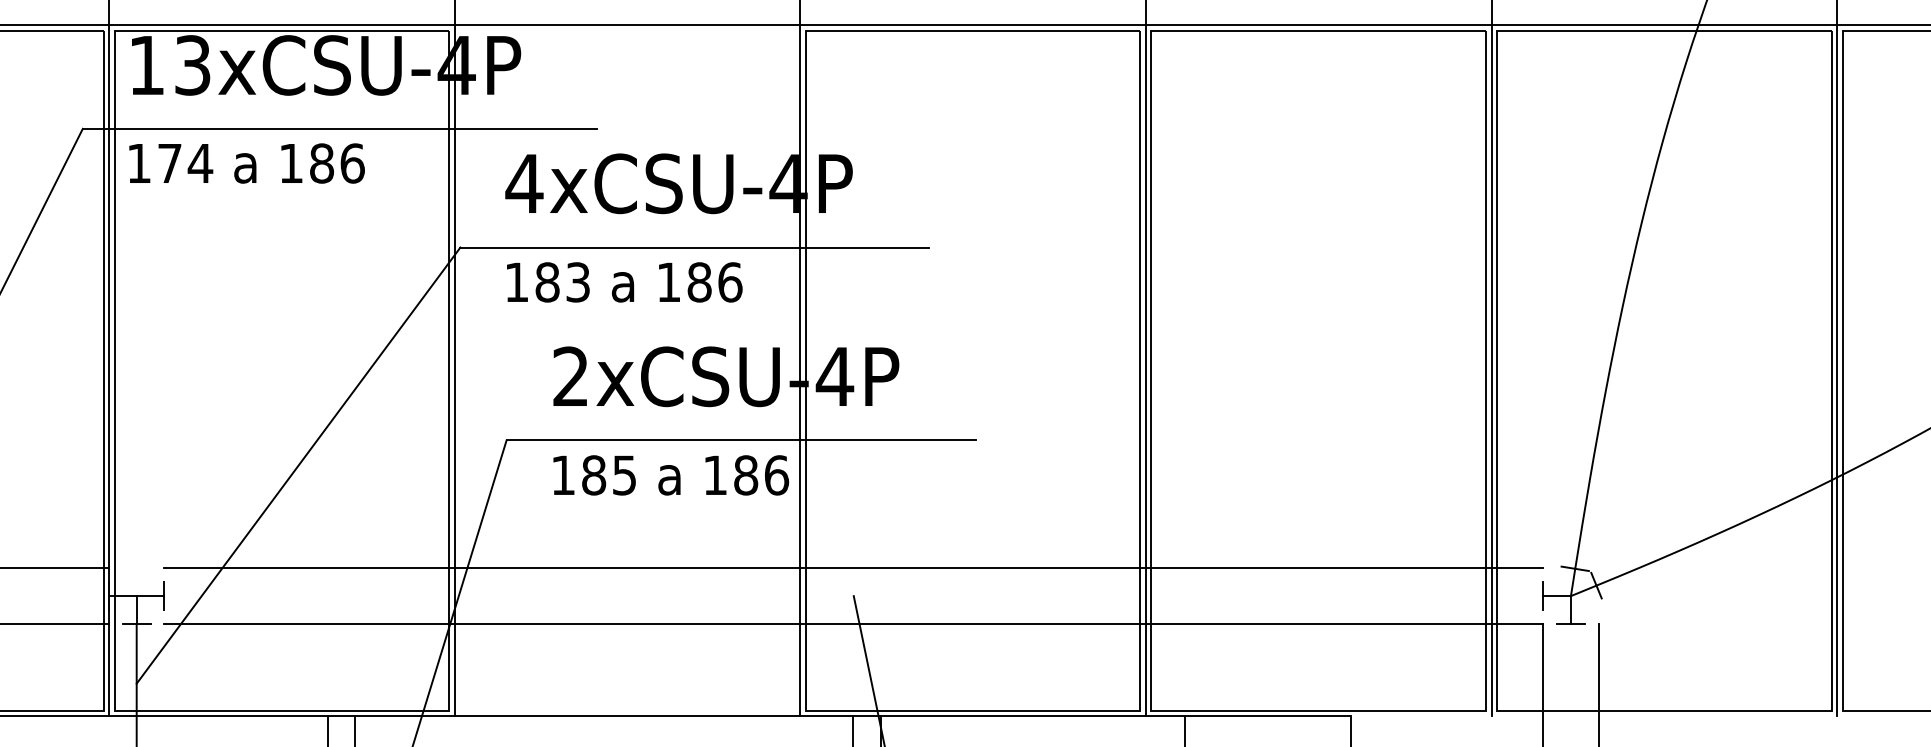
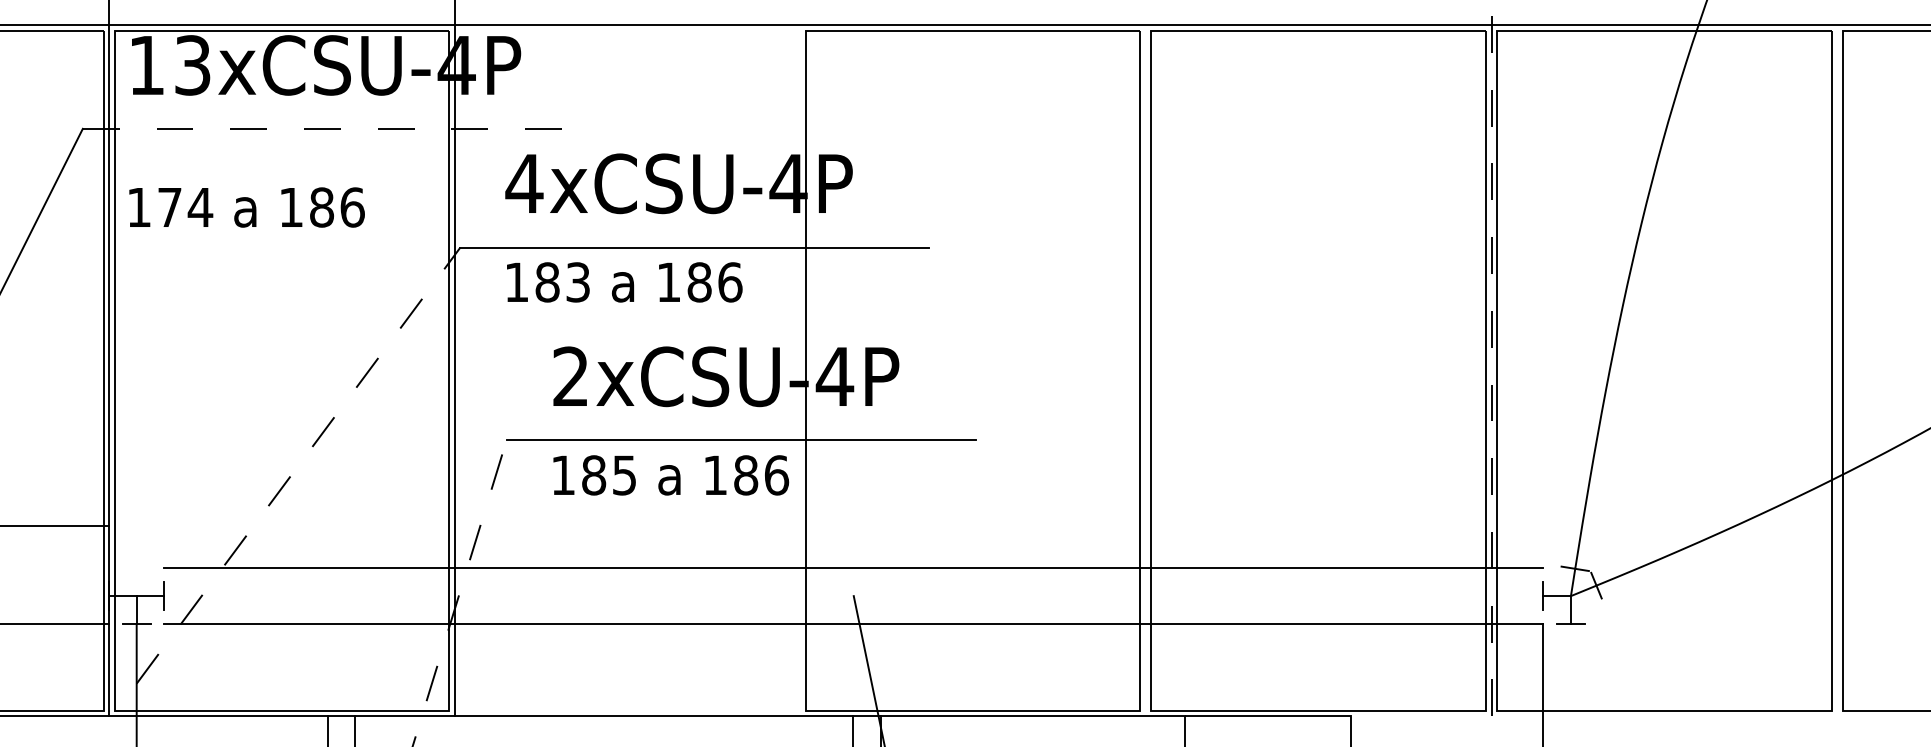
line: solid -> dashed (340, 128)
text position: (246, 163) -> (246, 207) (246, 207)
line: solid -> dashed (1491, 358)
line: present -> none (800, 359)
line: present -> none (1145, 359)
line: present -> none (1837, 359)
line: solid -> dashed (298, 465)
line position: (55, 568) -> (55, 526) (55, 526)
line: solid -> dashed (459, 593)
line: present -> none (1598, 683)
